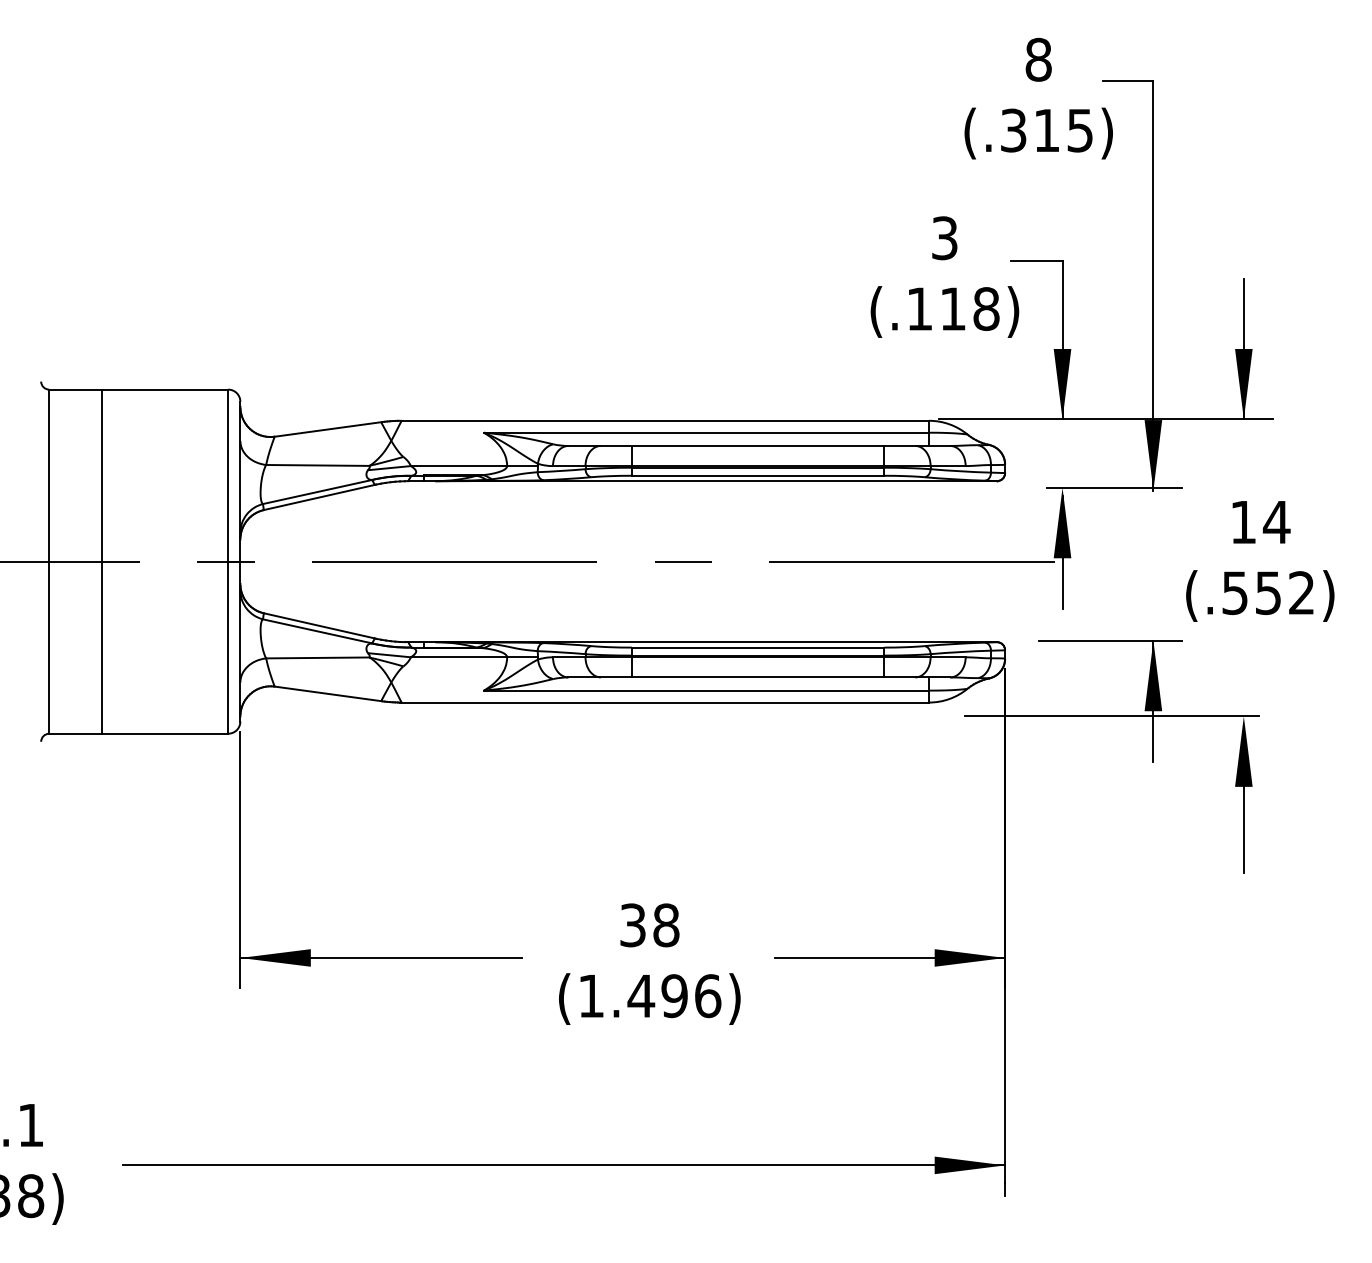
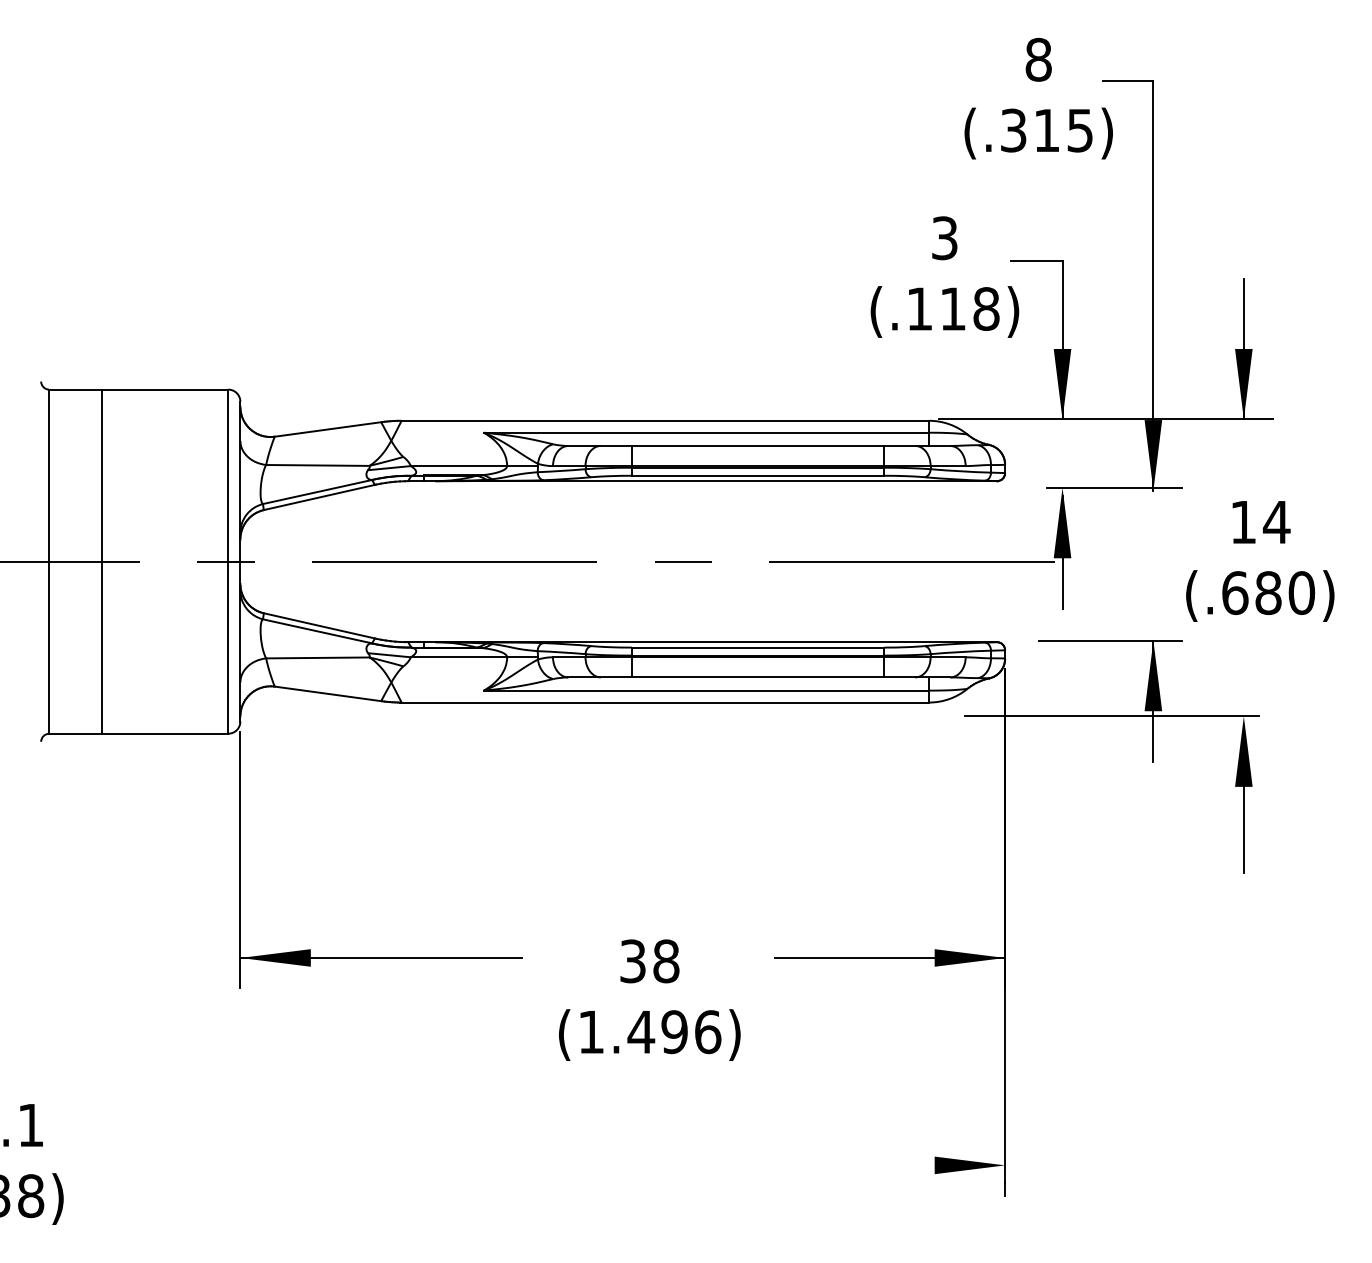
text: (.552) -> (.680) (1268, 593)
text position: (649, 963) -> (649, 999) (649, 999)
line: present -> none (564, 1165)
